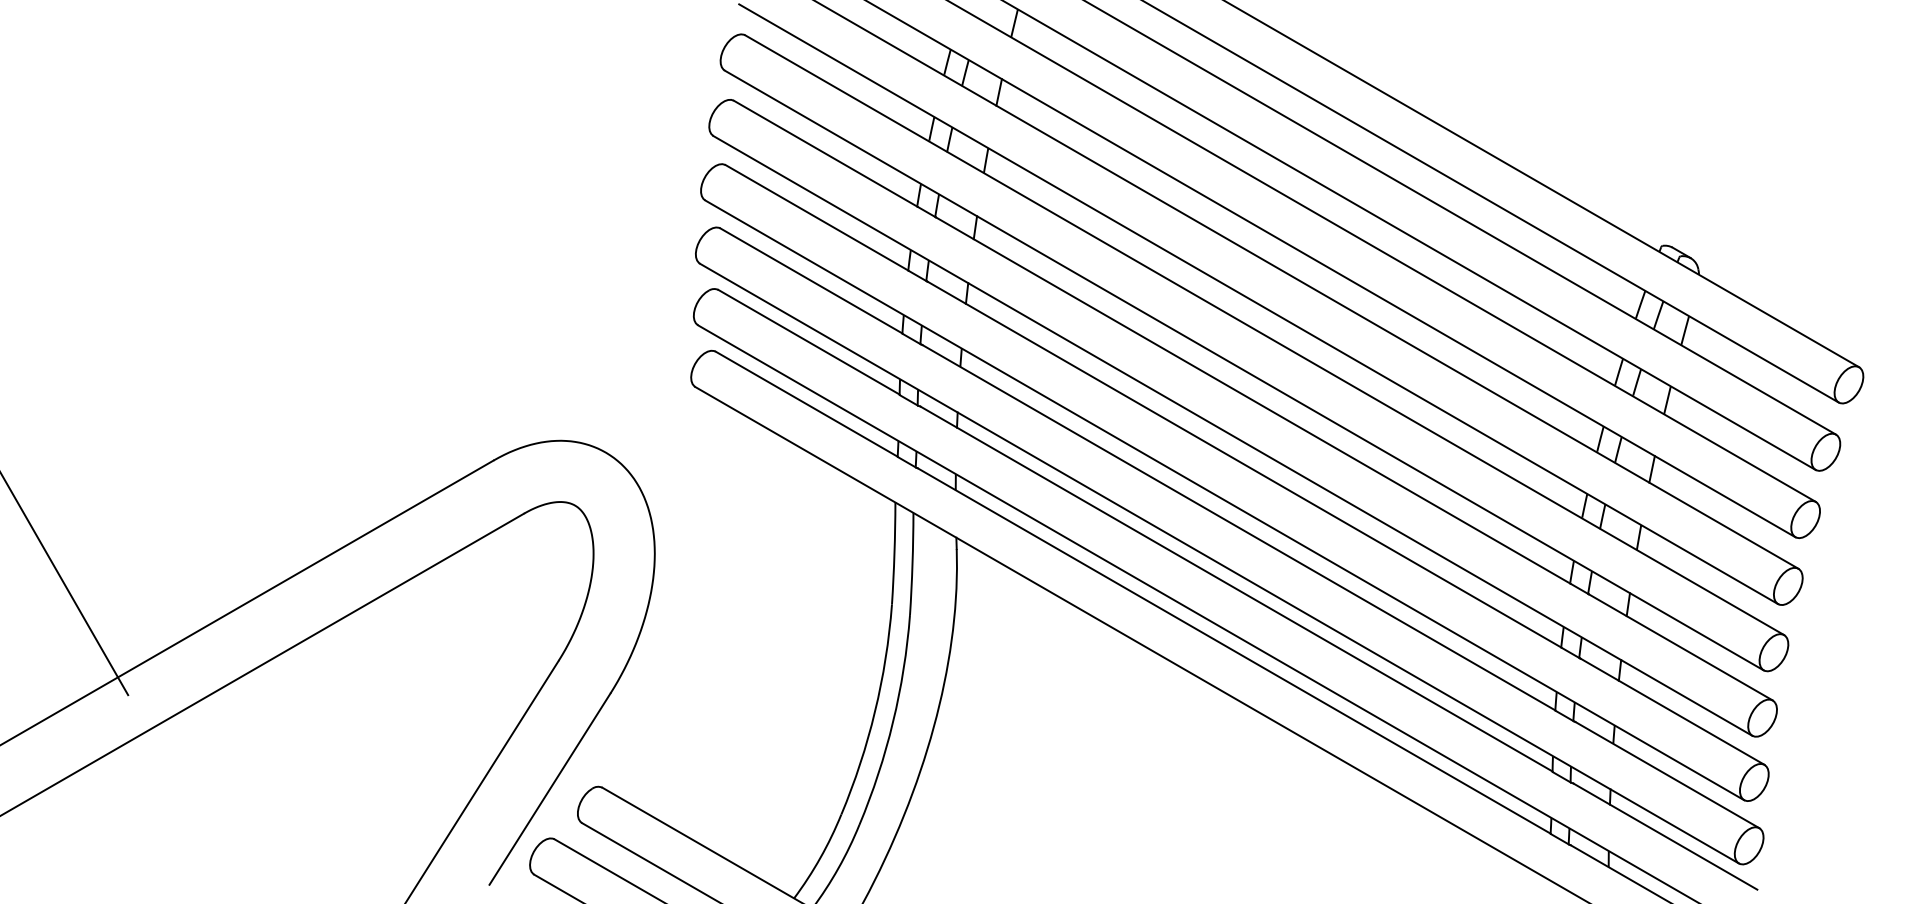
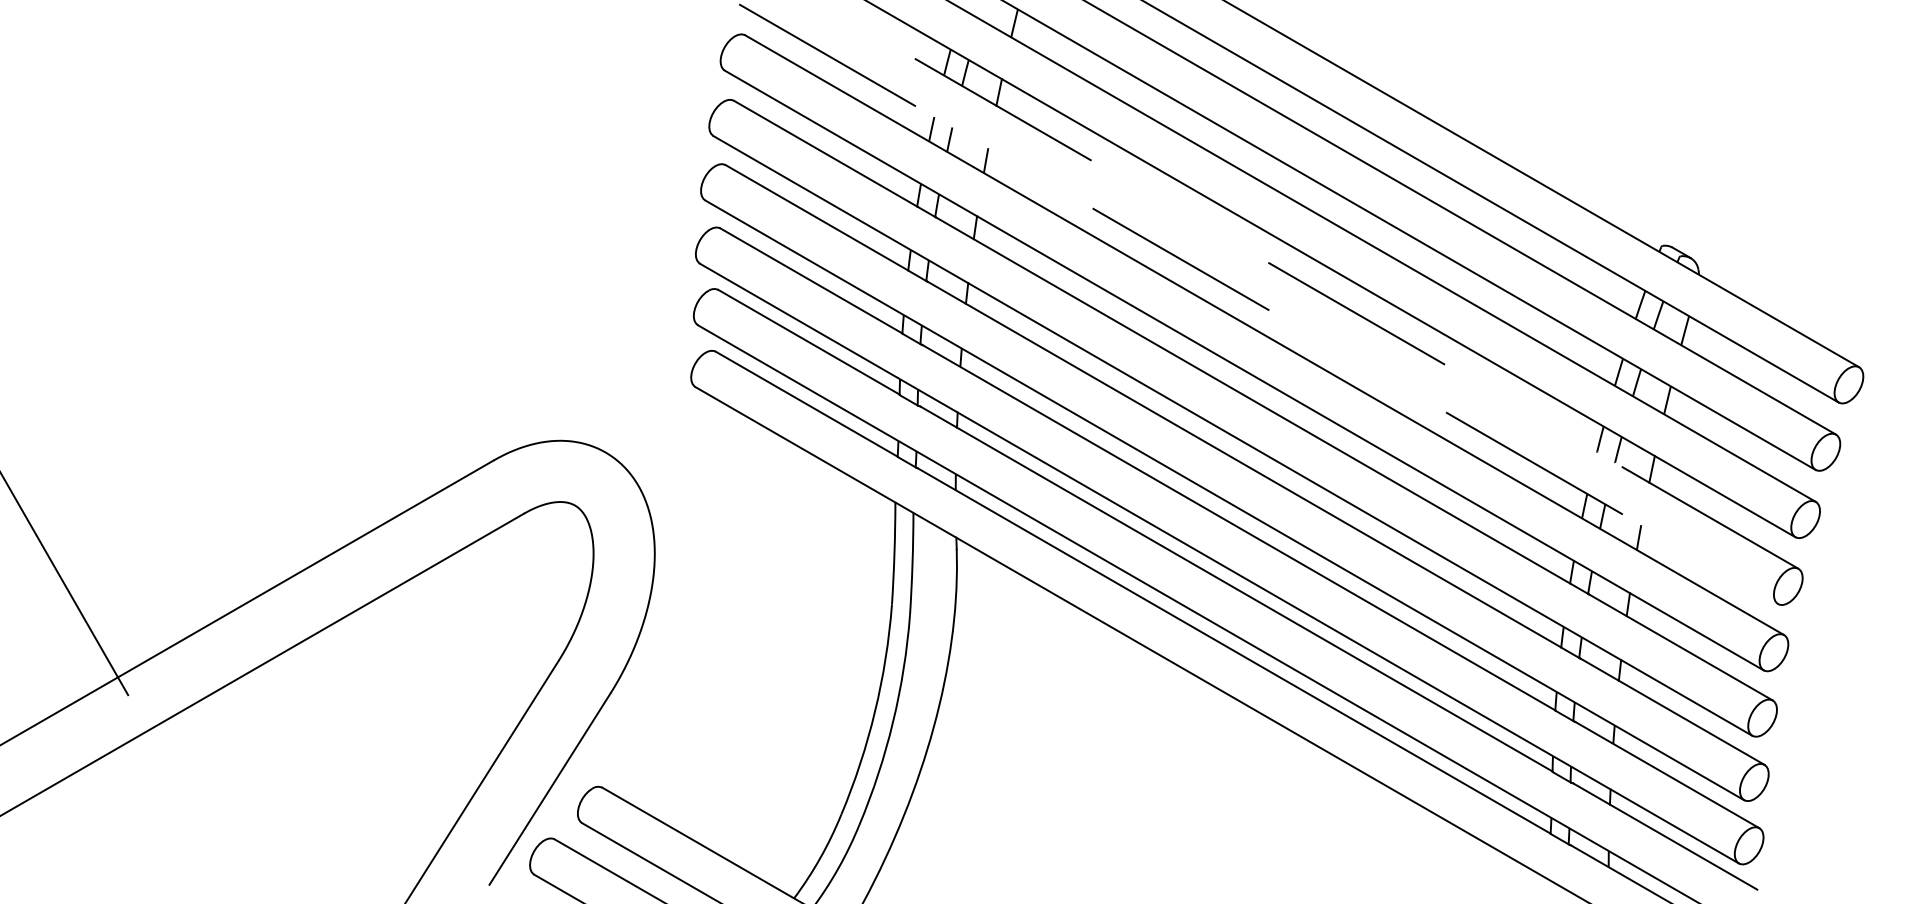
line: solid -> dashed (1305, 284)
line: solid -> dashed (1258, 304)
